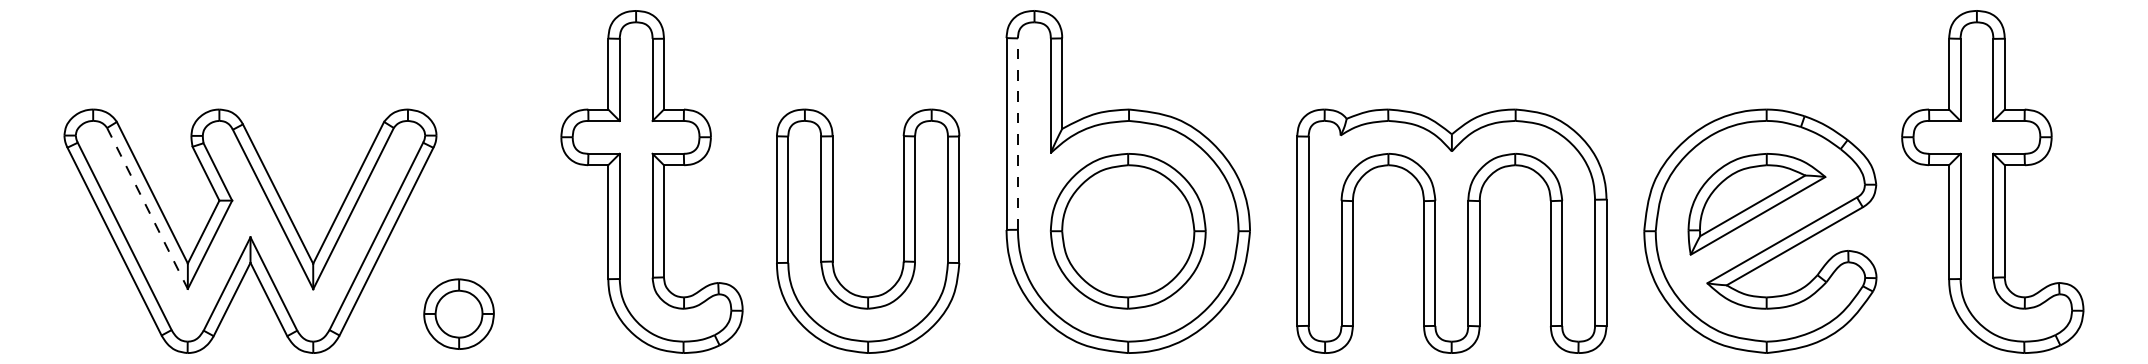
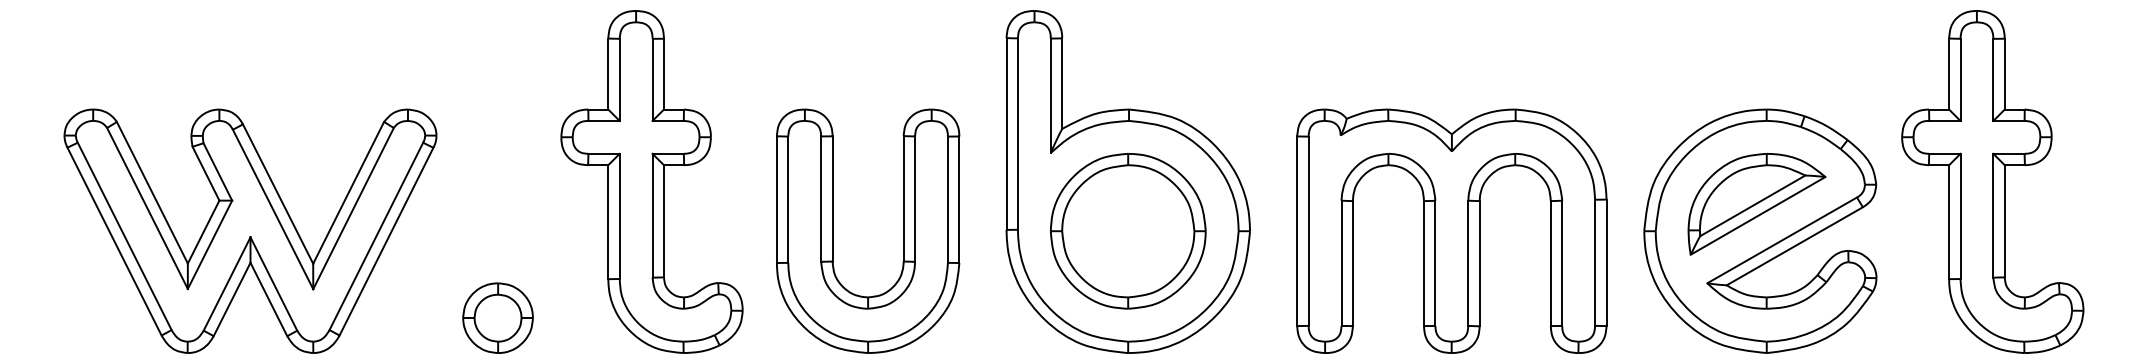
line: dashed -> solid (1017, 134)
line: dashed -> solid (147, 208)
part position: (458, 313) -> (497, 317) (497, 317)
